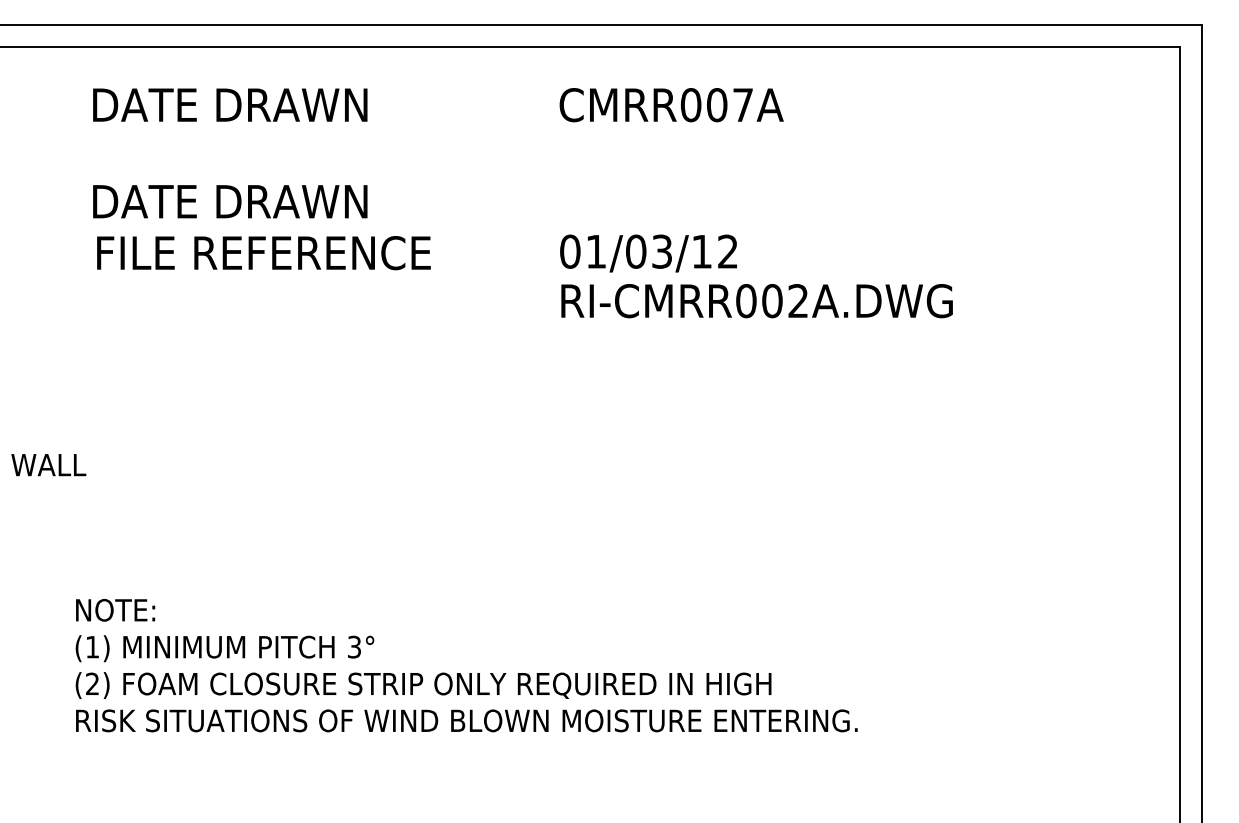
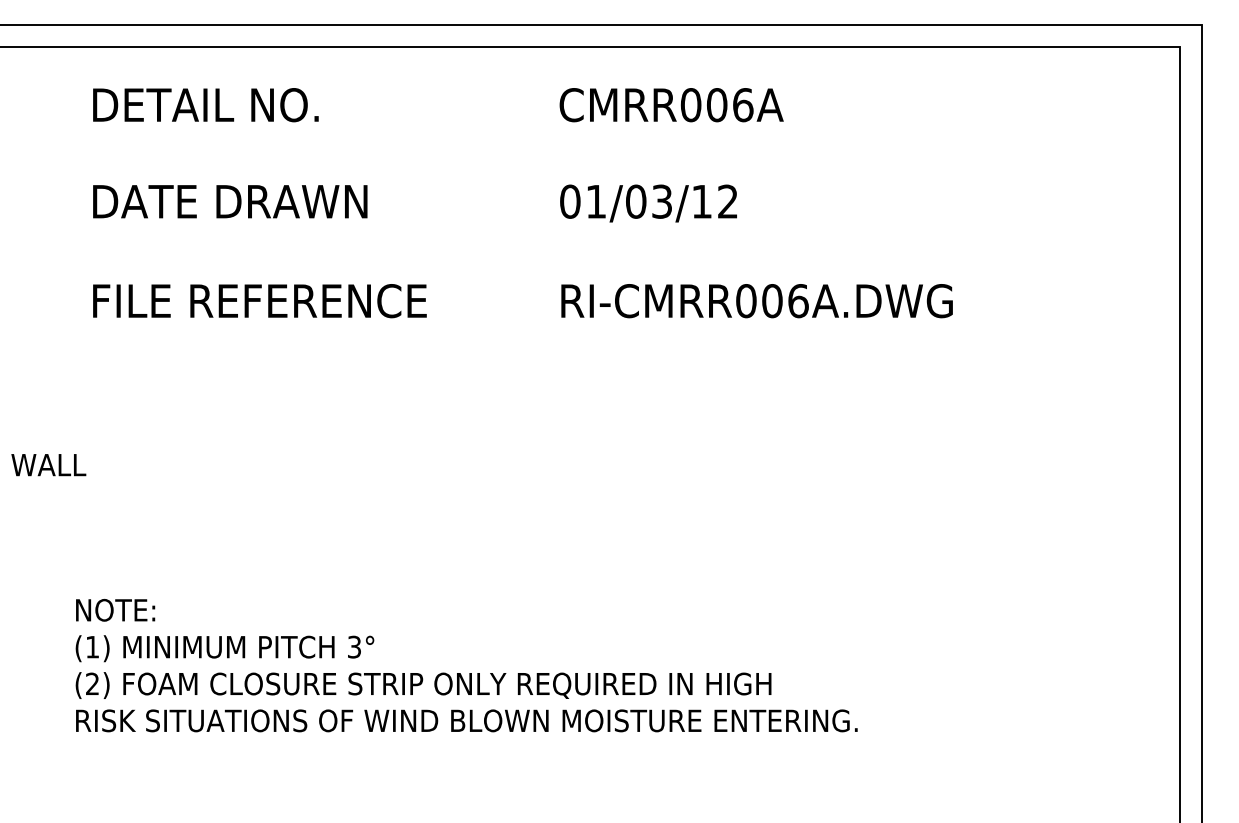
text: DATE DRAWN -> DETAIL NO. (244, 105)
text: CMRR007A -> CMRR006A (743, 105)
text position: (263, 253) -> (259, 301) (259, 301)
text position: (648, 253) -> (648, 203) (648, 203)
text: RI-CMRR002A.DWG -> RI-CMRR006A.DWG (798, 301)
